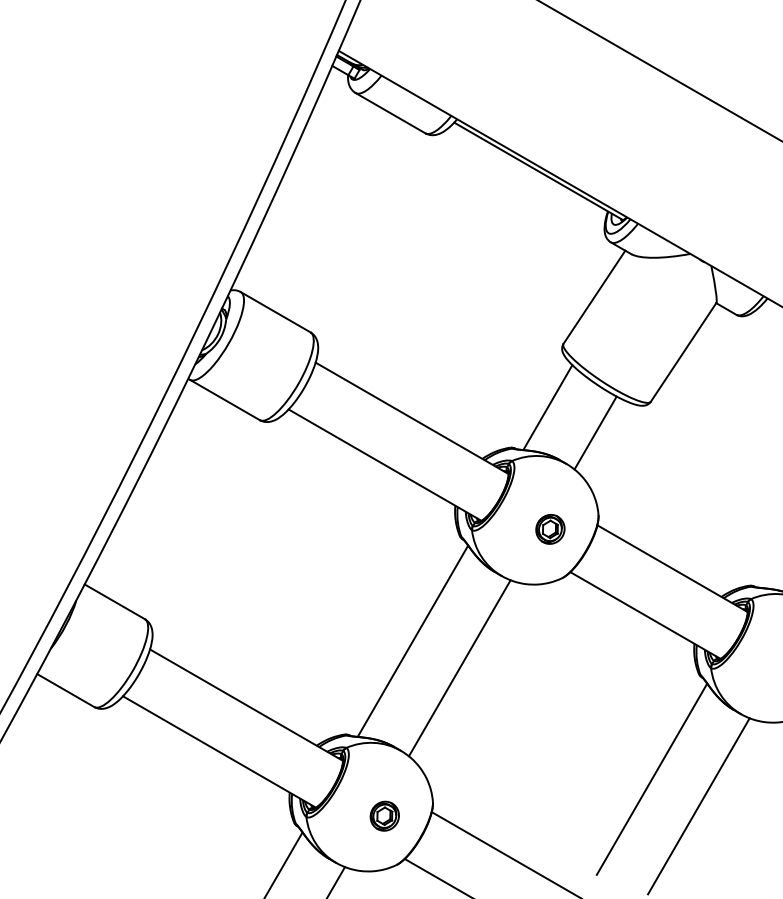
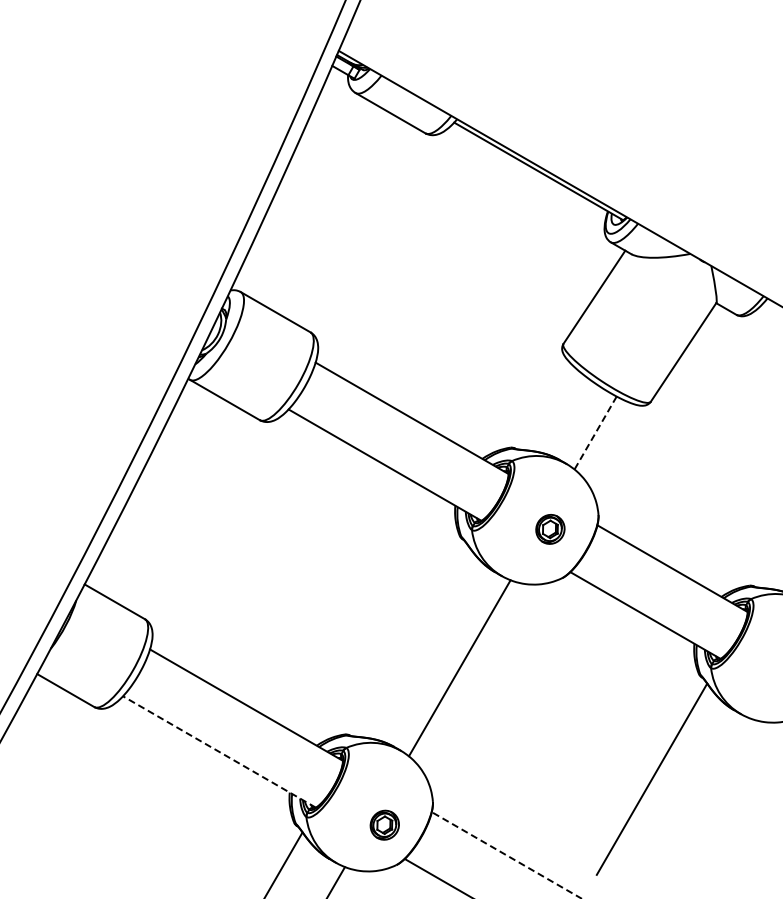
line: present -> none (660, 70)
line: present -> none (547, 407)
line: solid -> dashed (595, 433)
line: present -> none (412, 640)
line: solid -> dashed (219, 751)
line: present -> none (698, 806)
part position: (384, 815) -> (384, 824) (384, 824)
line: solid -> dashed (506, 855)
